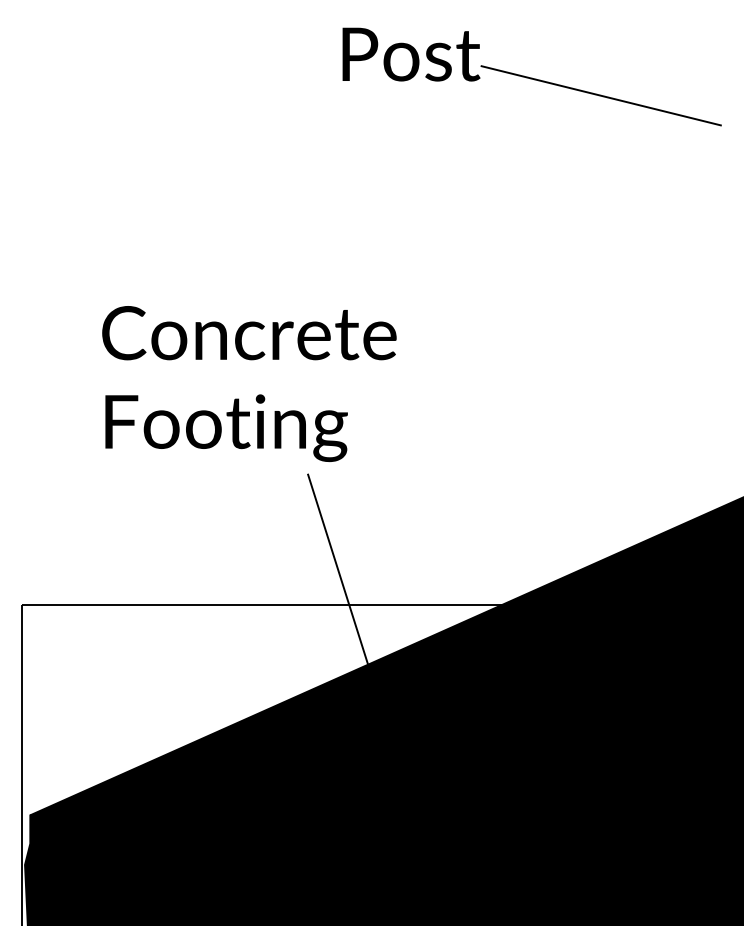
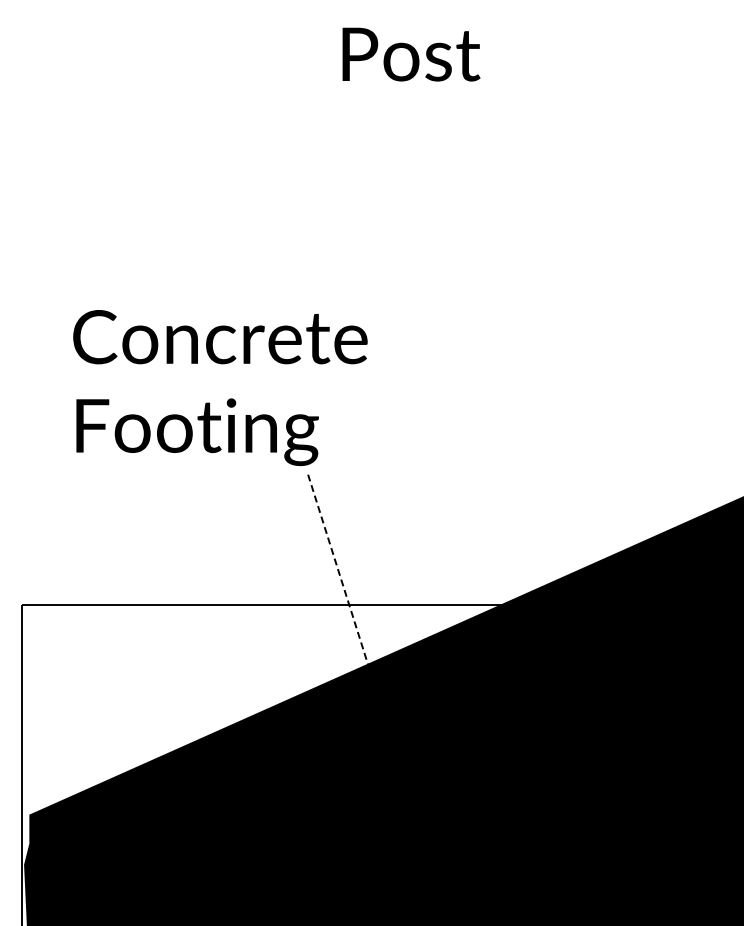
line: present -> none (600, 95)
text position: (249, 383) -> (220, 387) (220, 387)
line: solid -> dashed (338, 569)
